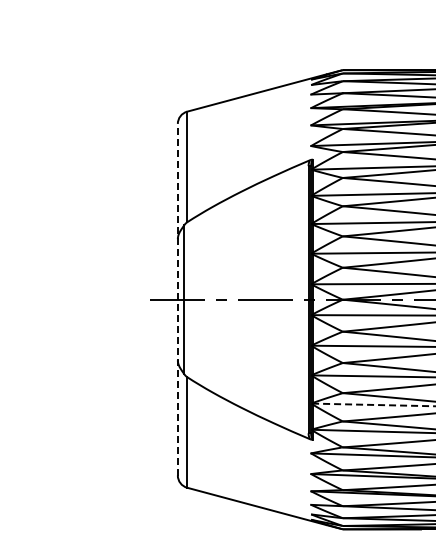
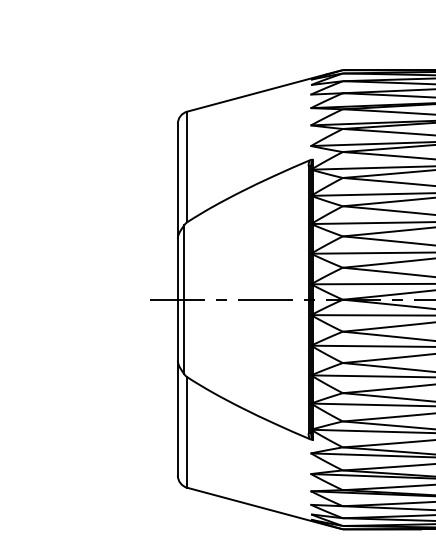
line: dashed -> solid (177, 299)
line: dashed -> solid (373, 404)
